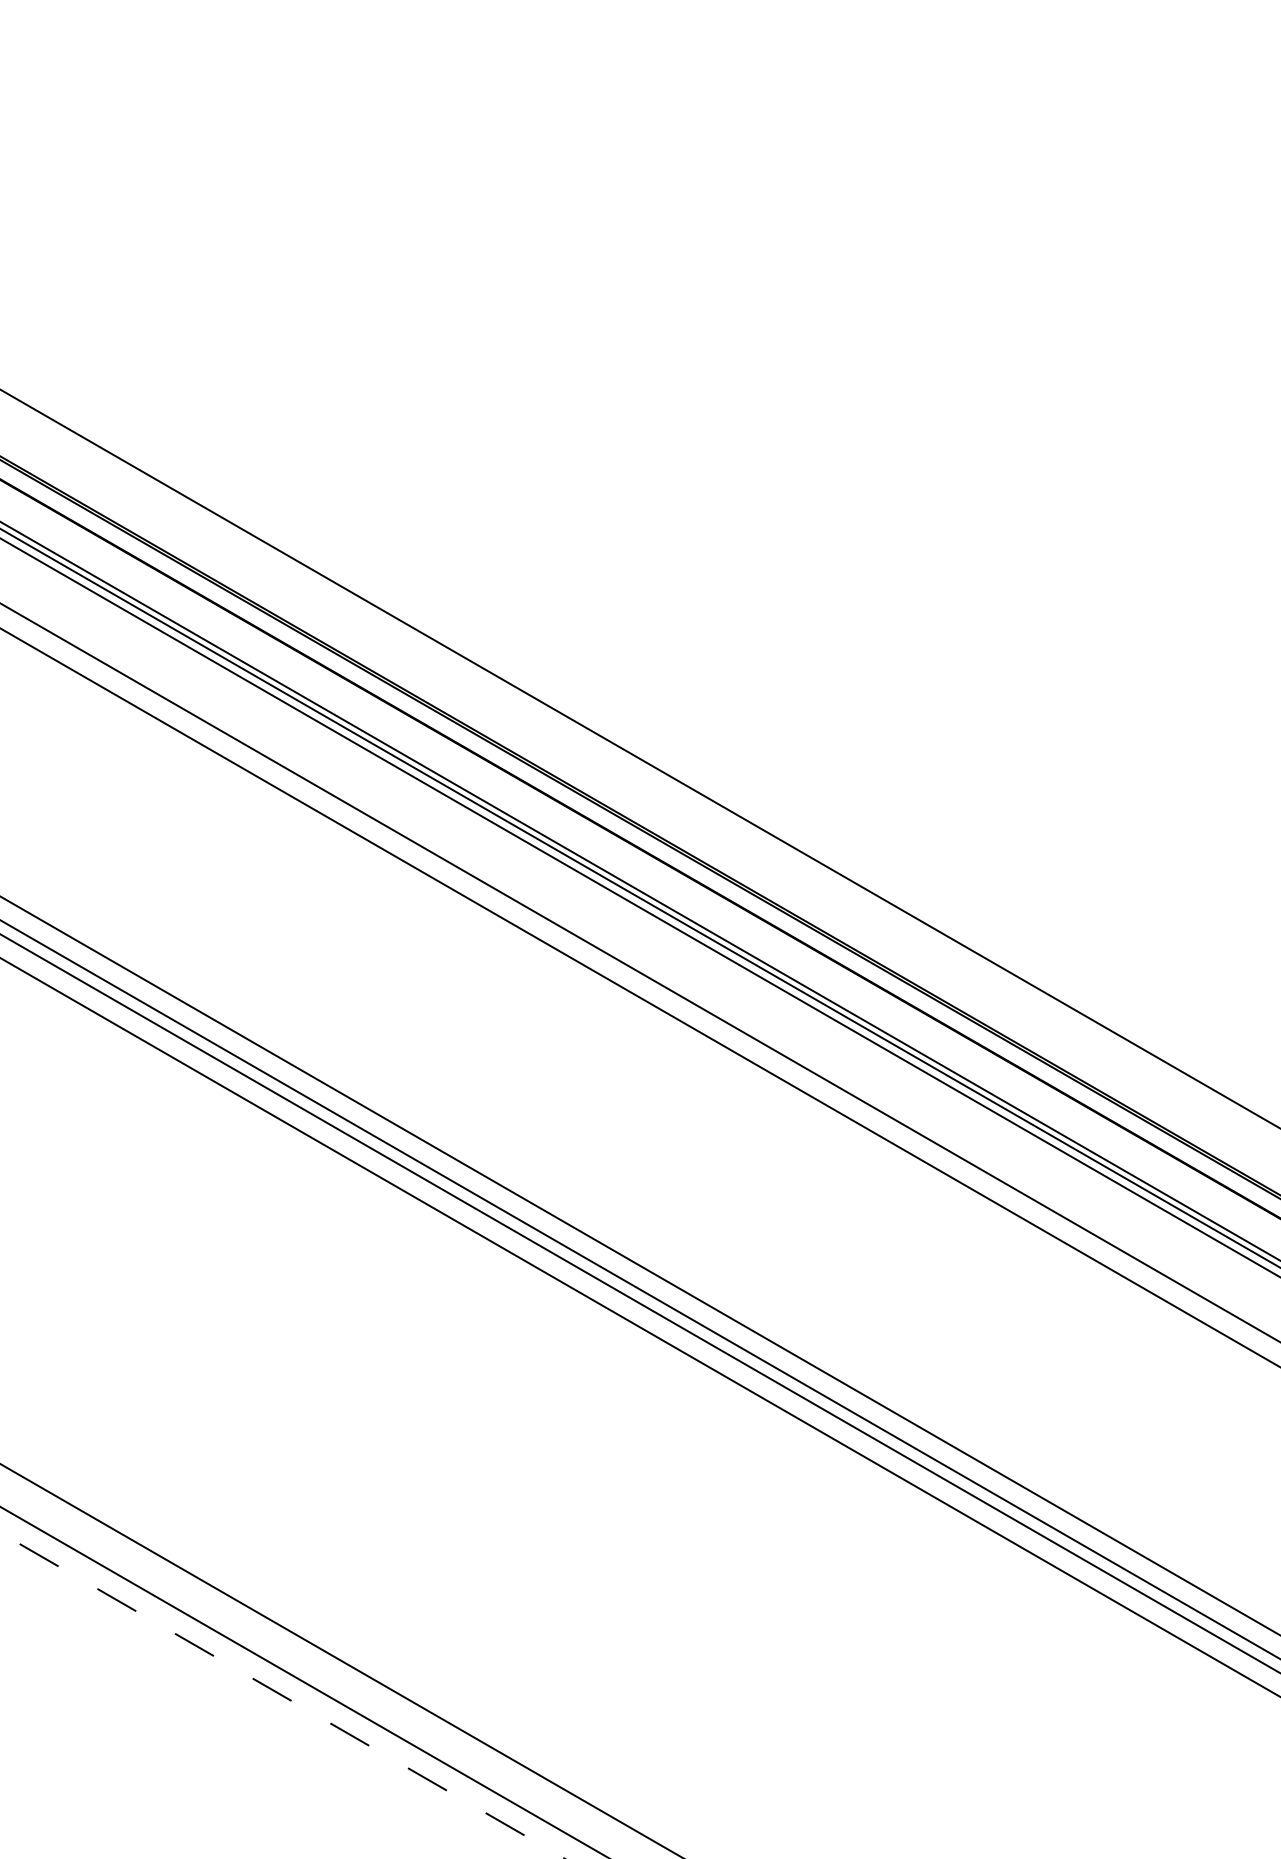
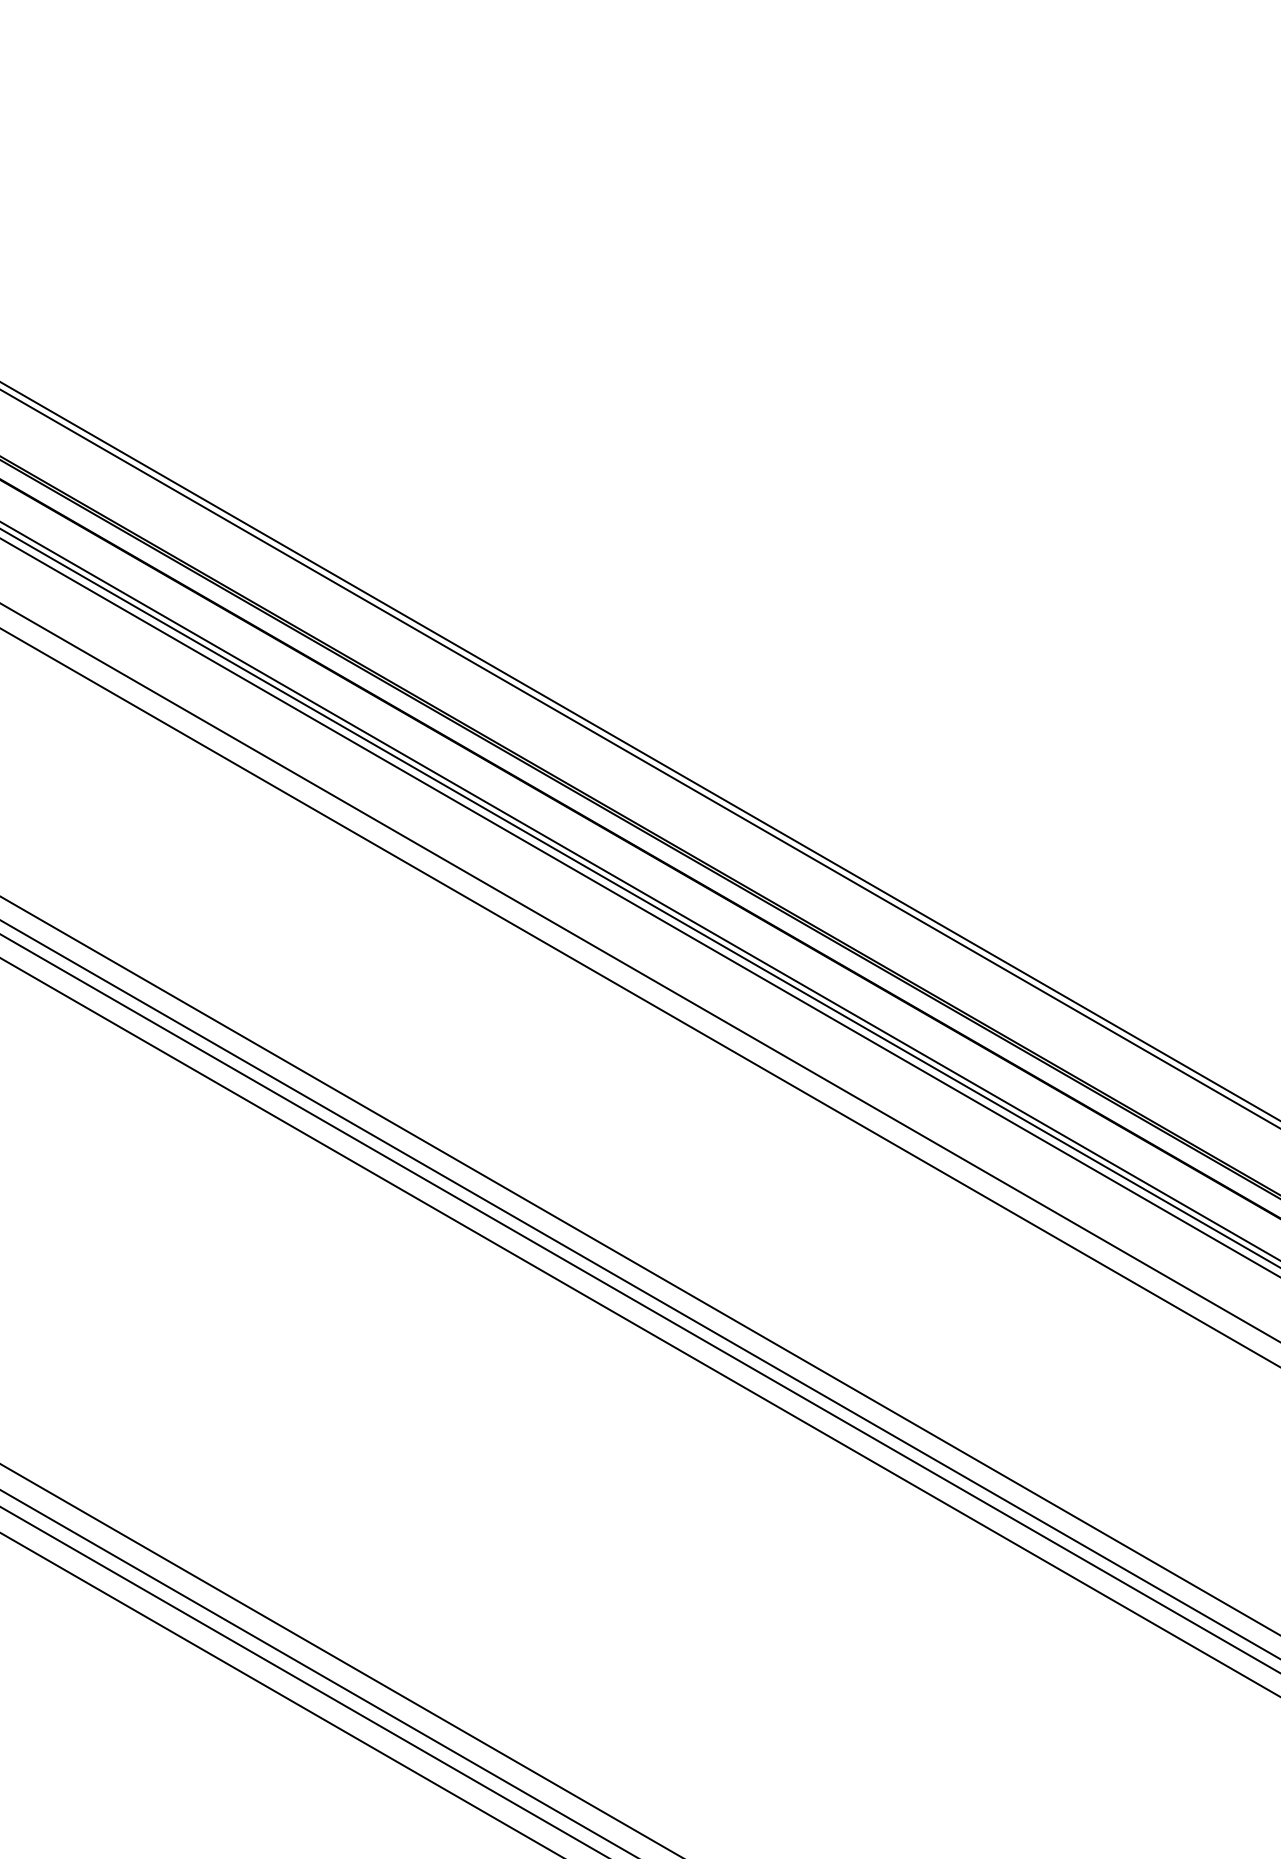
line: none -> present (639, 751)
line: none -> present (317, 1673)
line: dashed -> solid (282, 1695)
